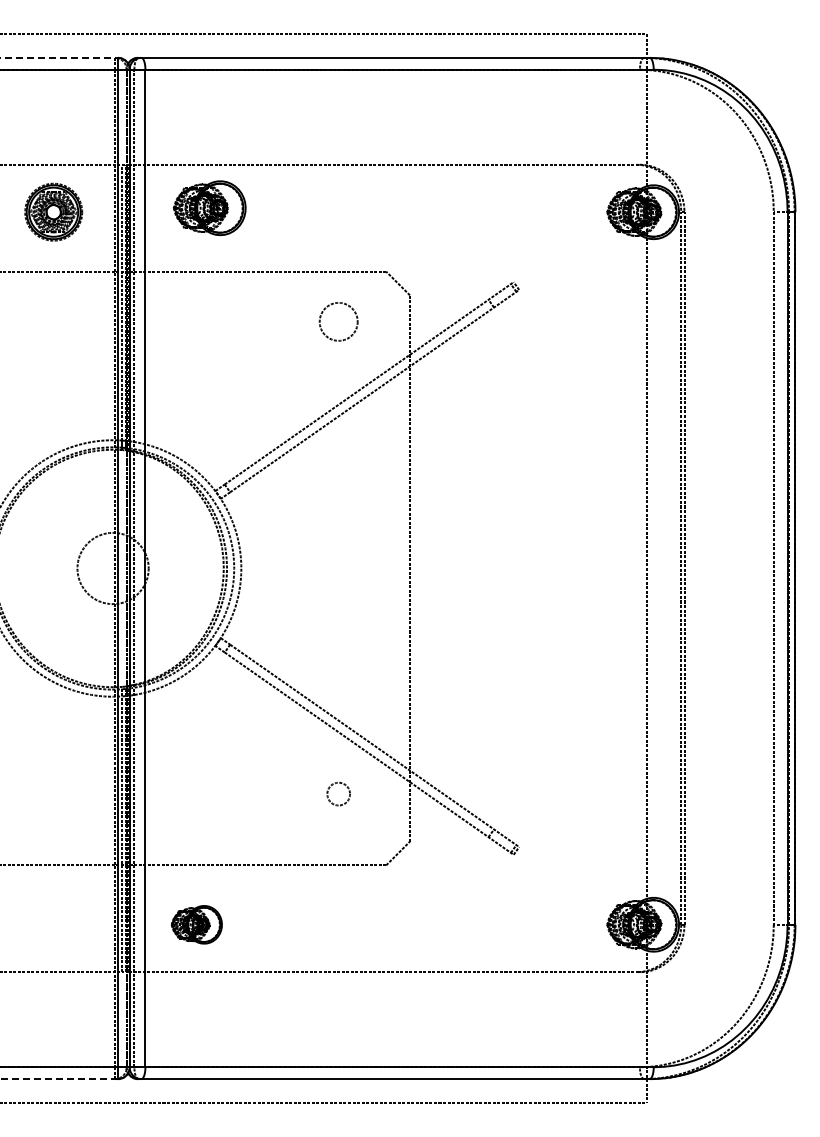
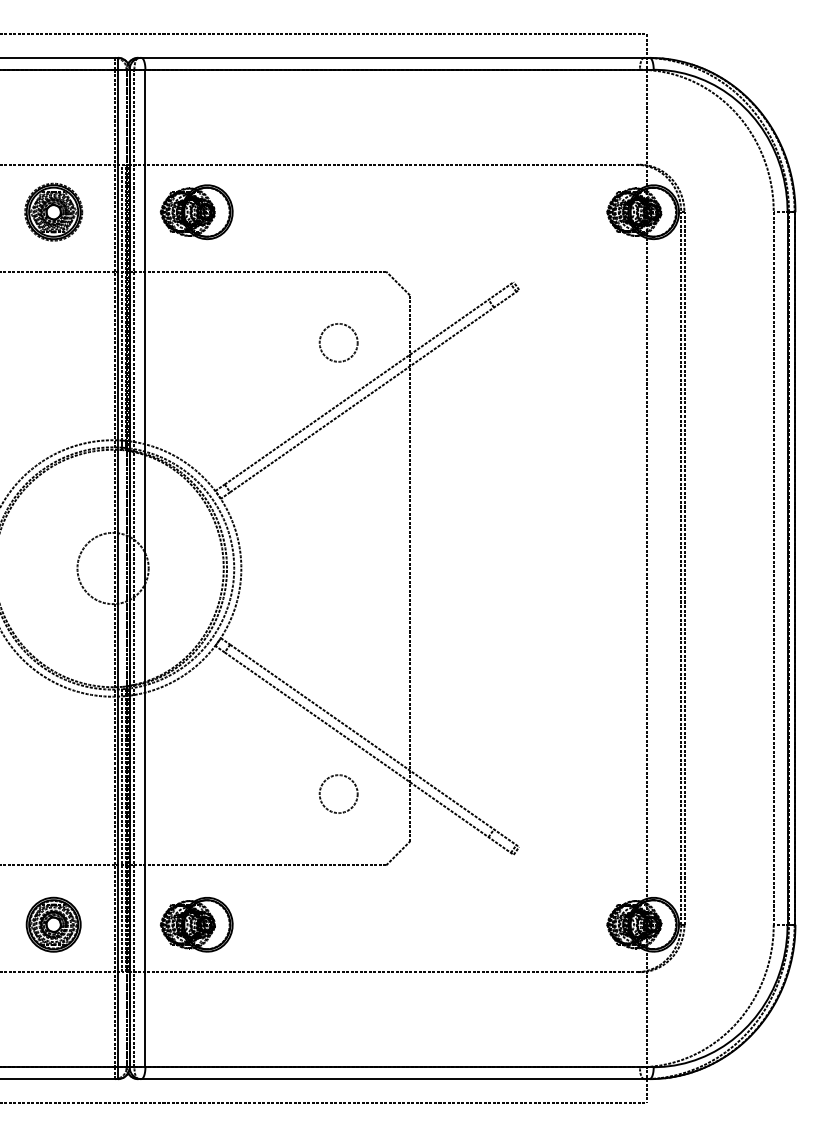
line: dashed -> solid (59, 57)
part position: (209, 208) -> (196, 212) (196, 212)
circle position: (338, 321) -> (338, 342) (338, 342)
circle diameter: 23 px -> 38 px (338, 794)
part: none -> present (53, 924)
part size: 53x40 px -> 74x56 px (196, 924)
line: dashed -> solid (58, 1079)
